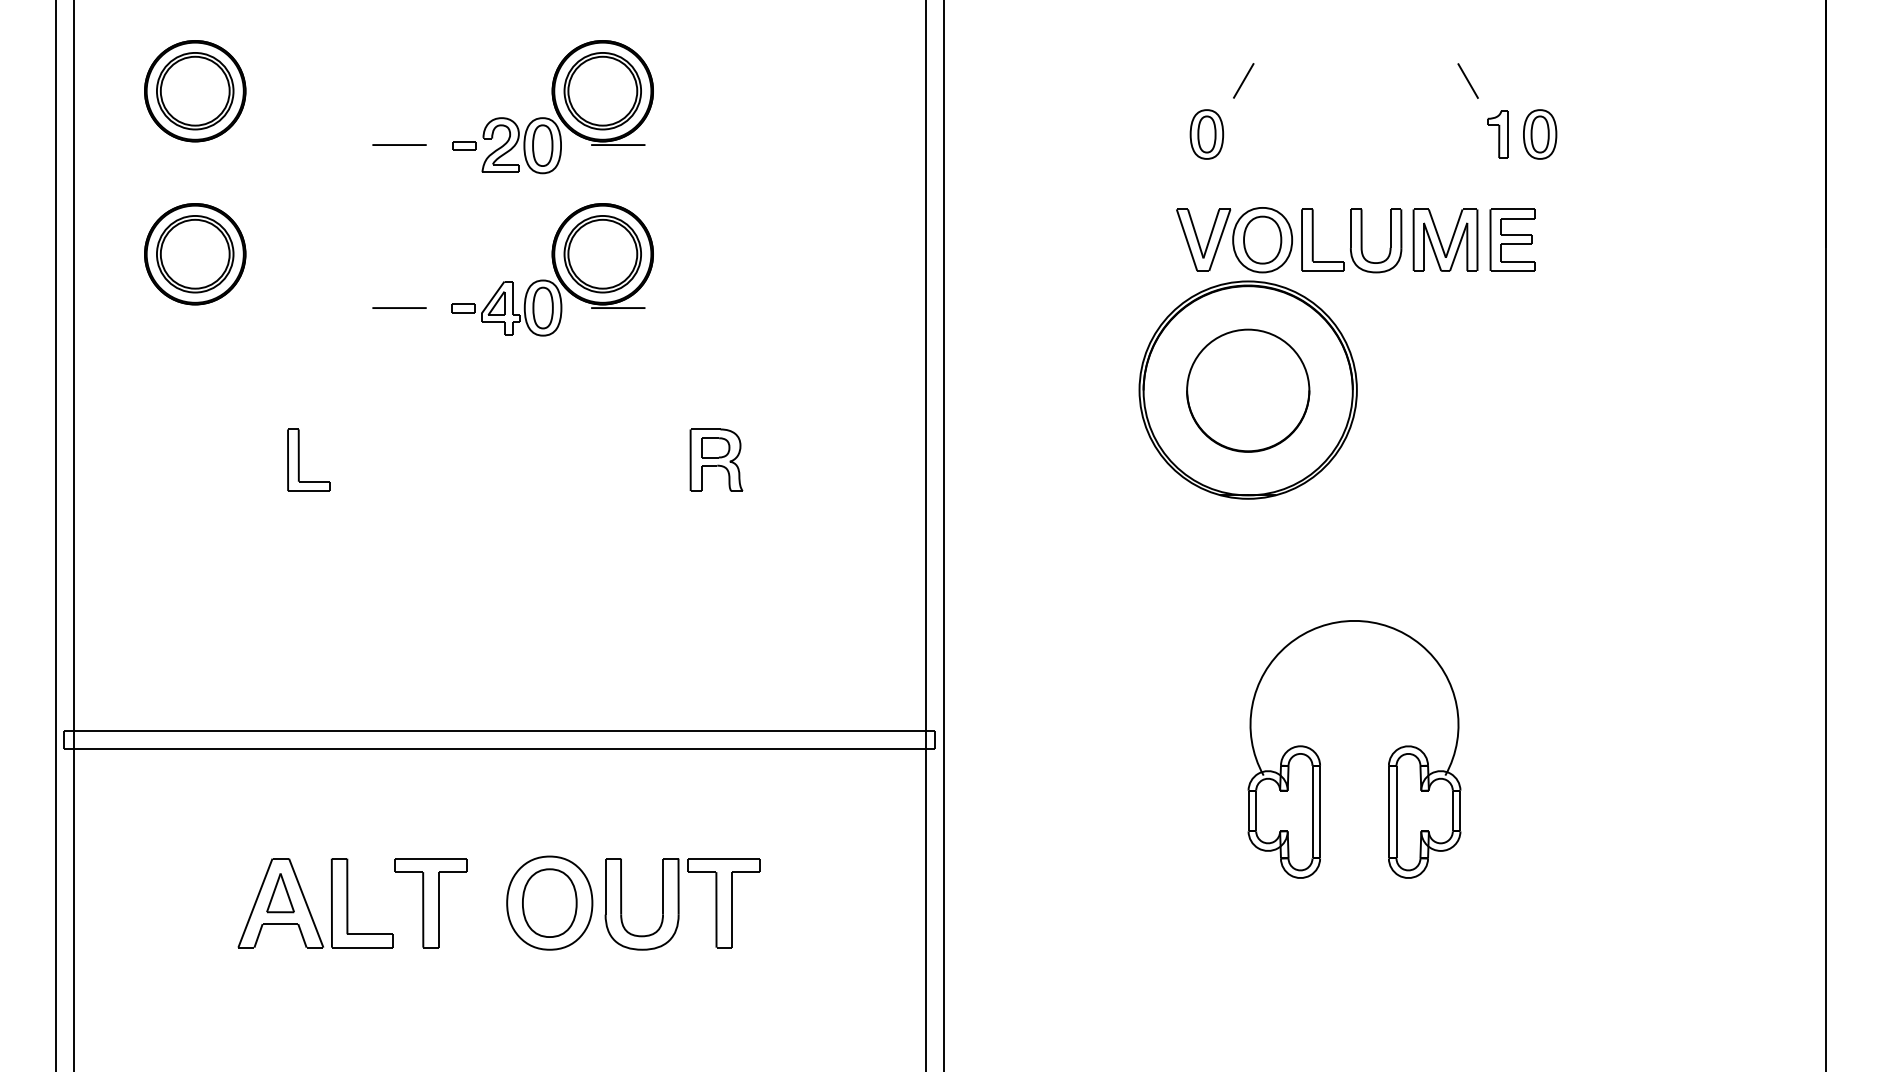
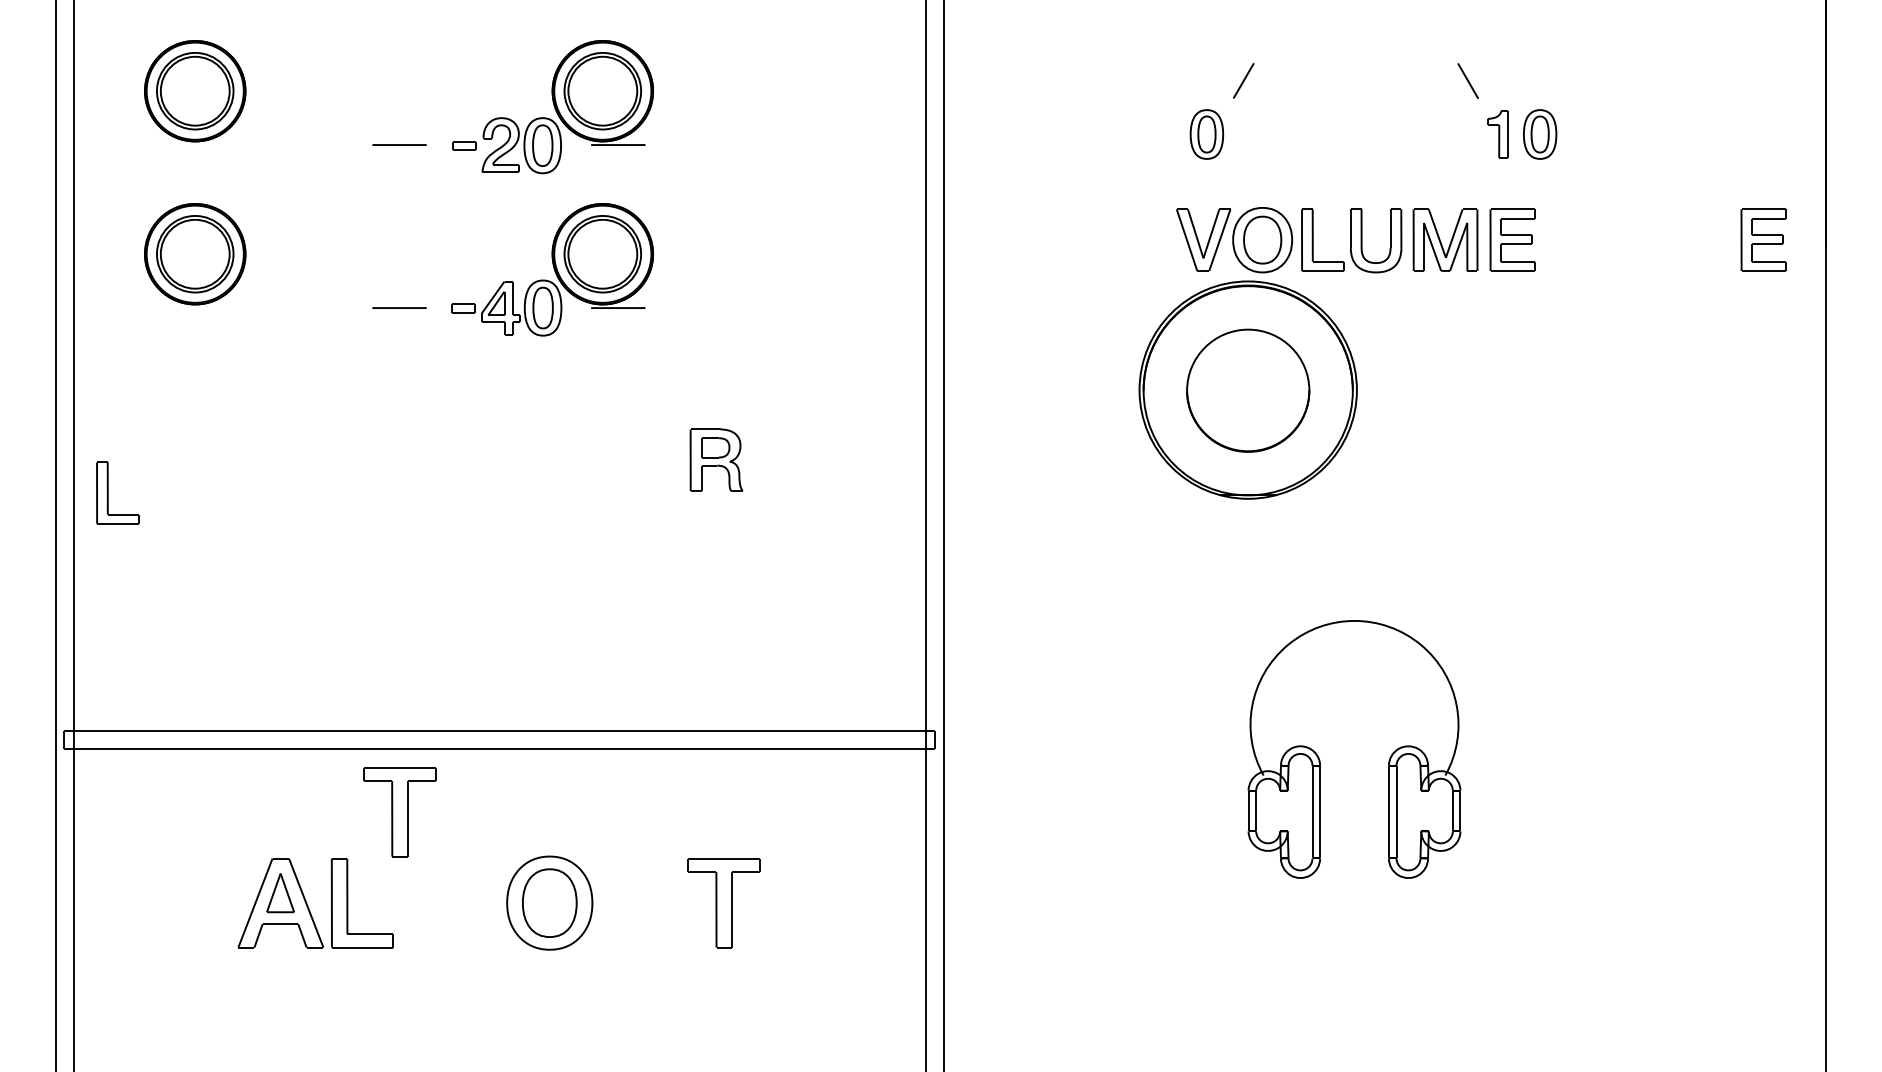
part: none -> present (1763, 239)
part position: (299, 459) -> (108, 492) (108, 492)
part position: (430, 903) -> (399, 812) (399, 812)
part: present -> none (622, 904)
